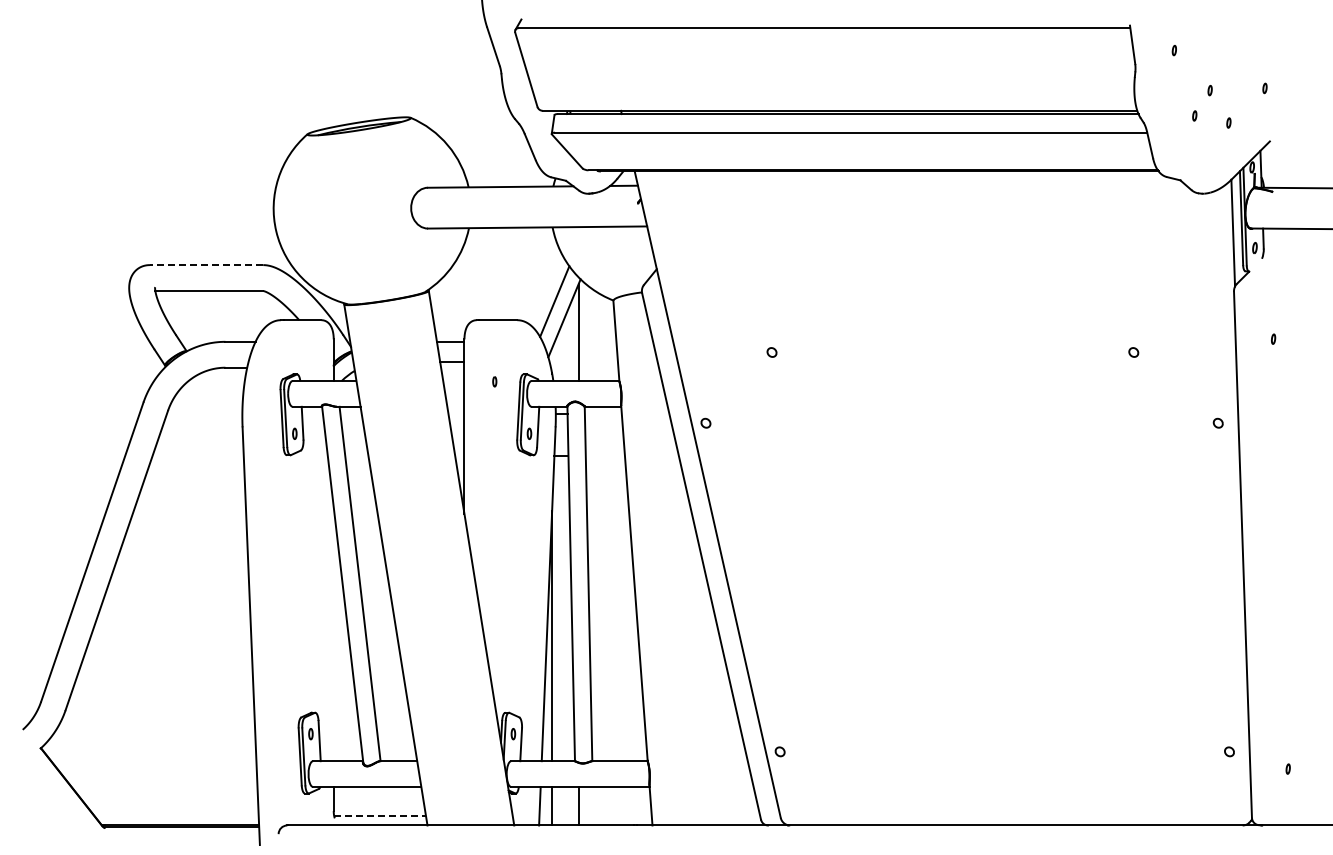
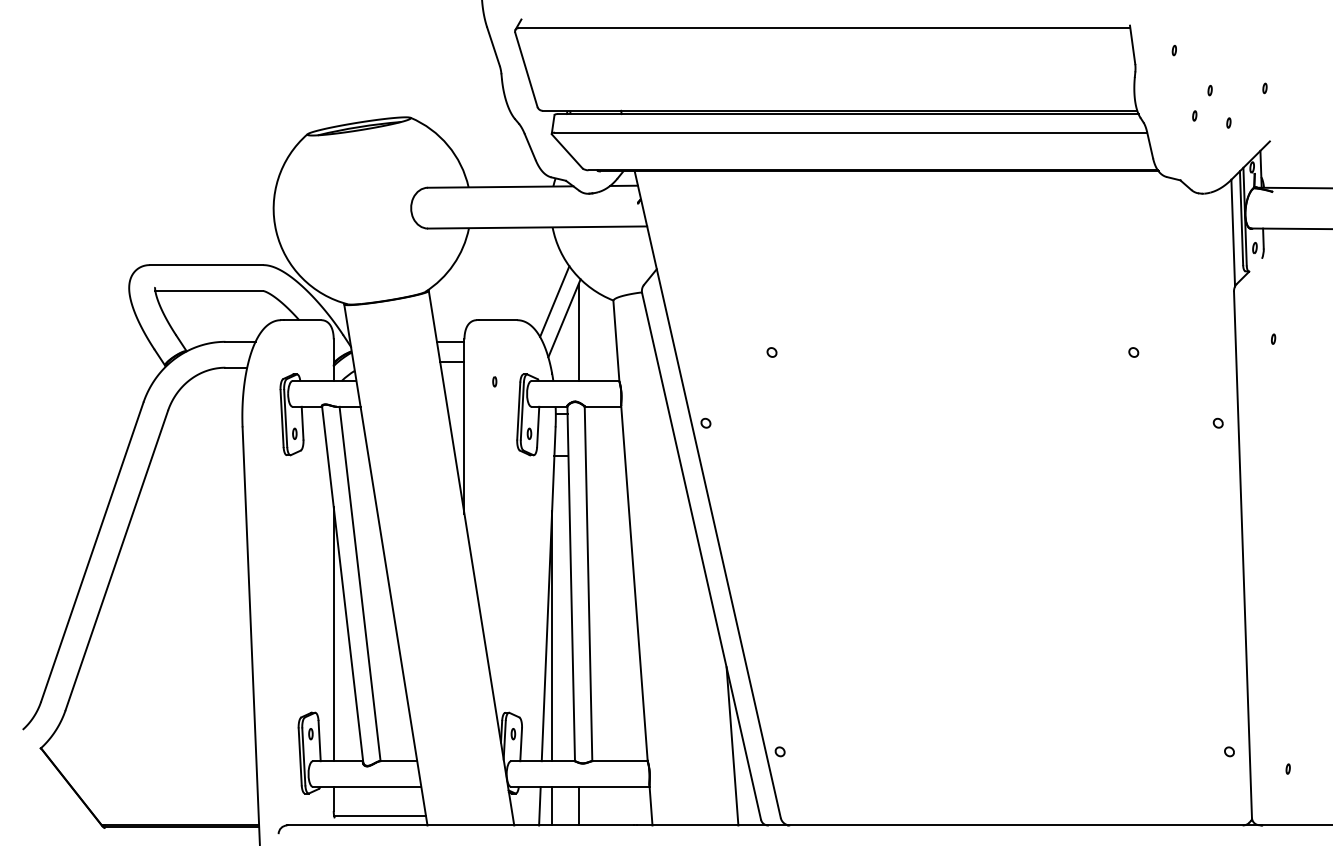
line: dashed -> solid (206, 265)
line: none -> present (333, 634)
line: none -> present (732, 746)
line: dashed -> solid (380, 815)
